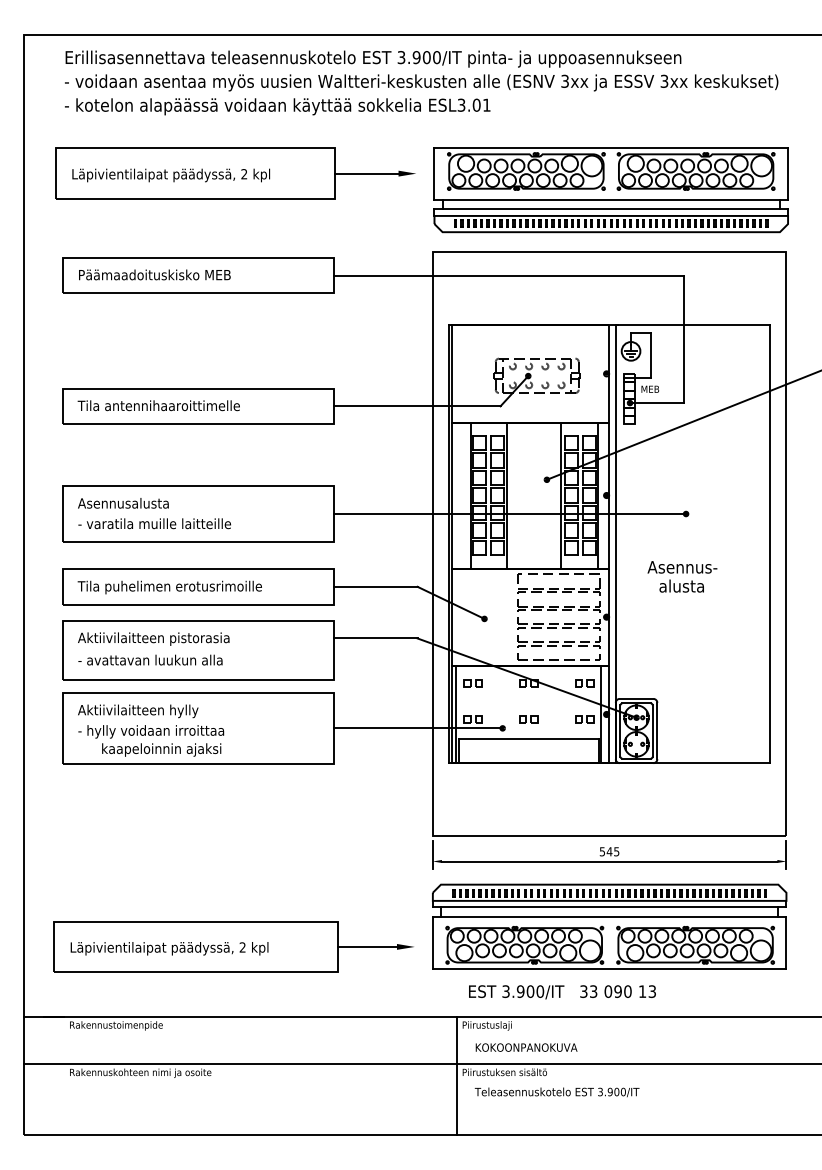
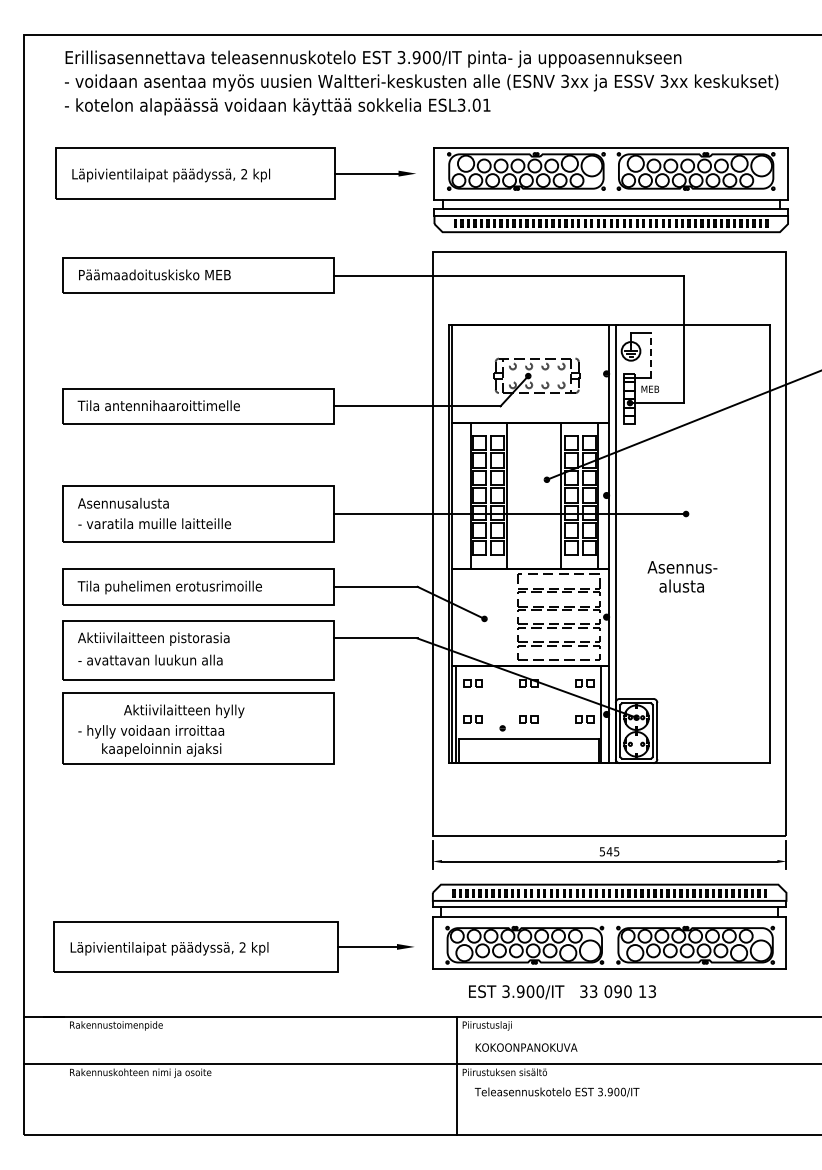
line: solid -> dashed (651, 355)
text position: (138, 711) -> (184, 711) (184, 711)
line: present -> none (417, 728)
